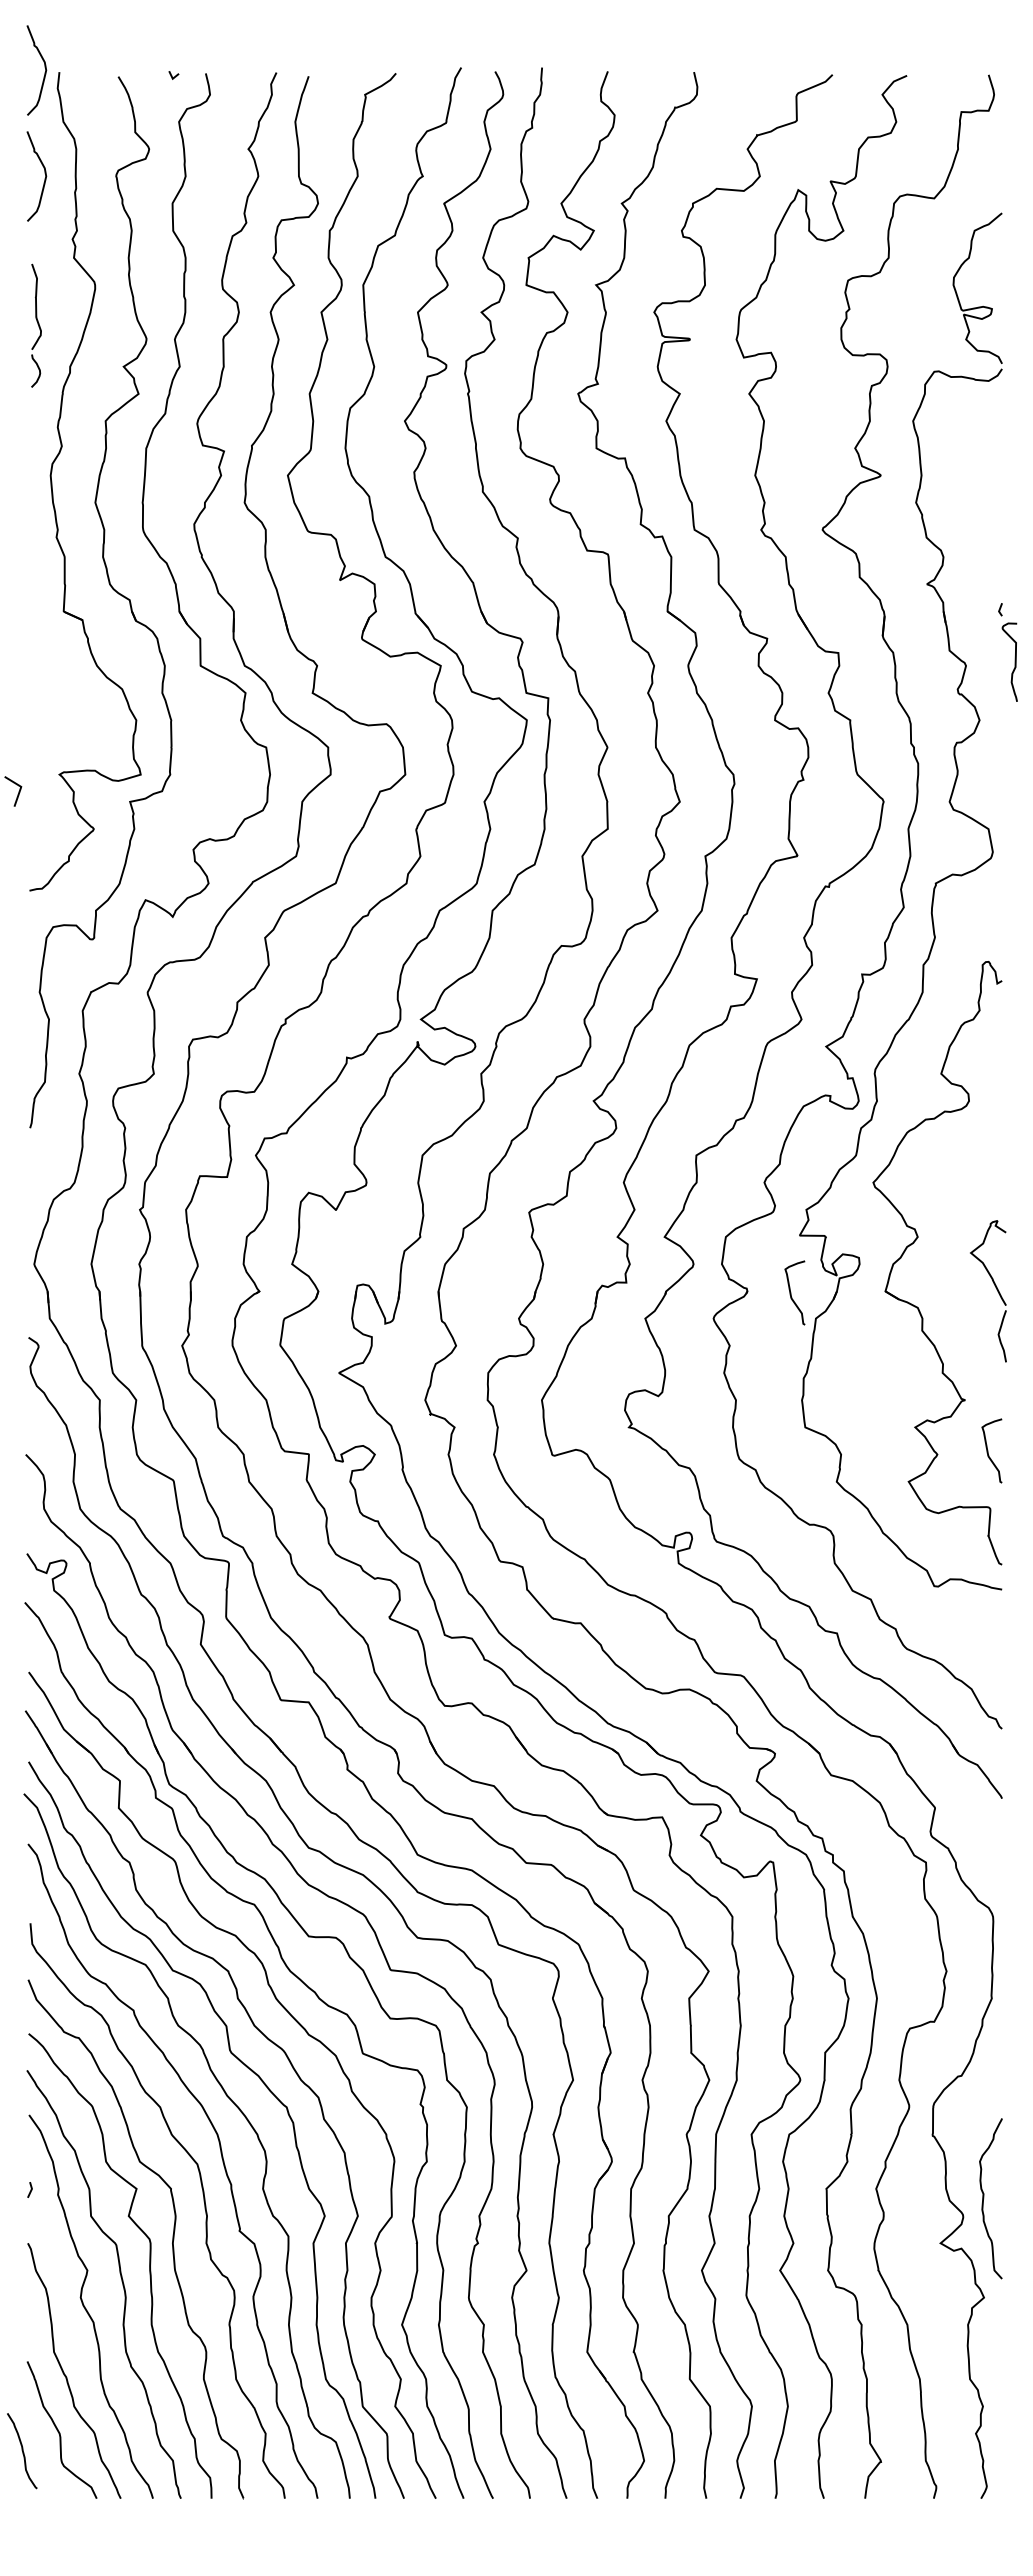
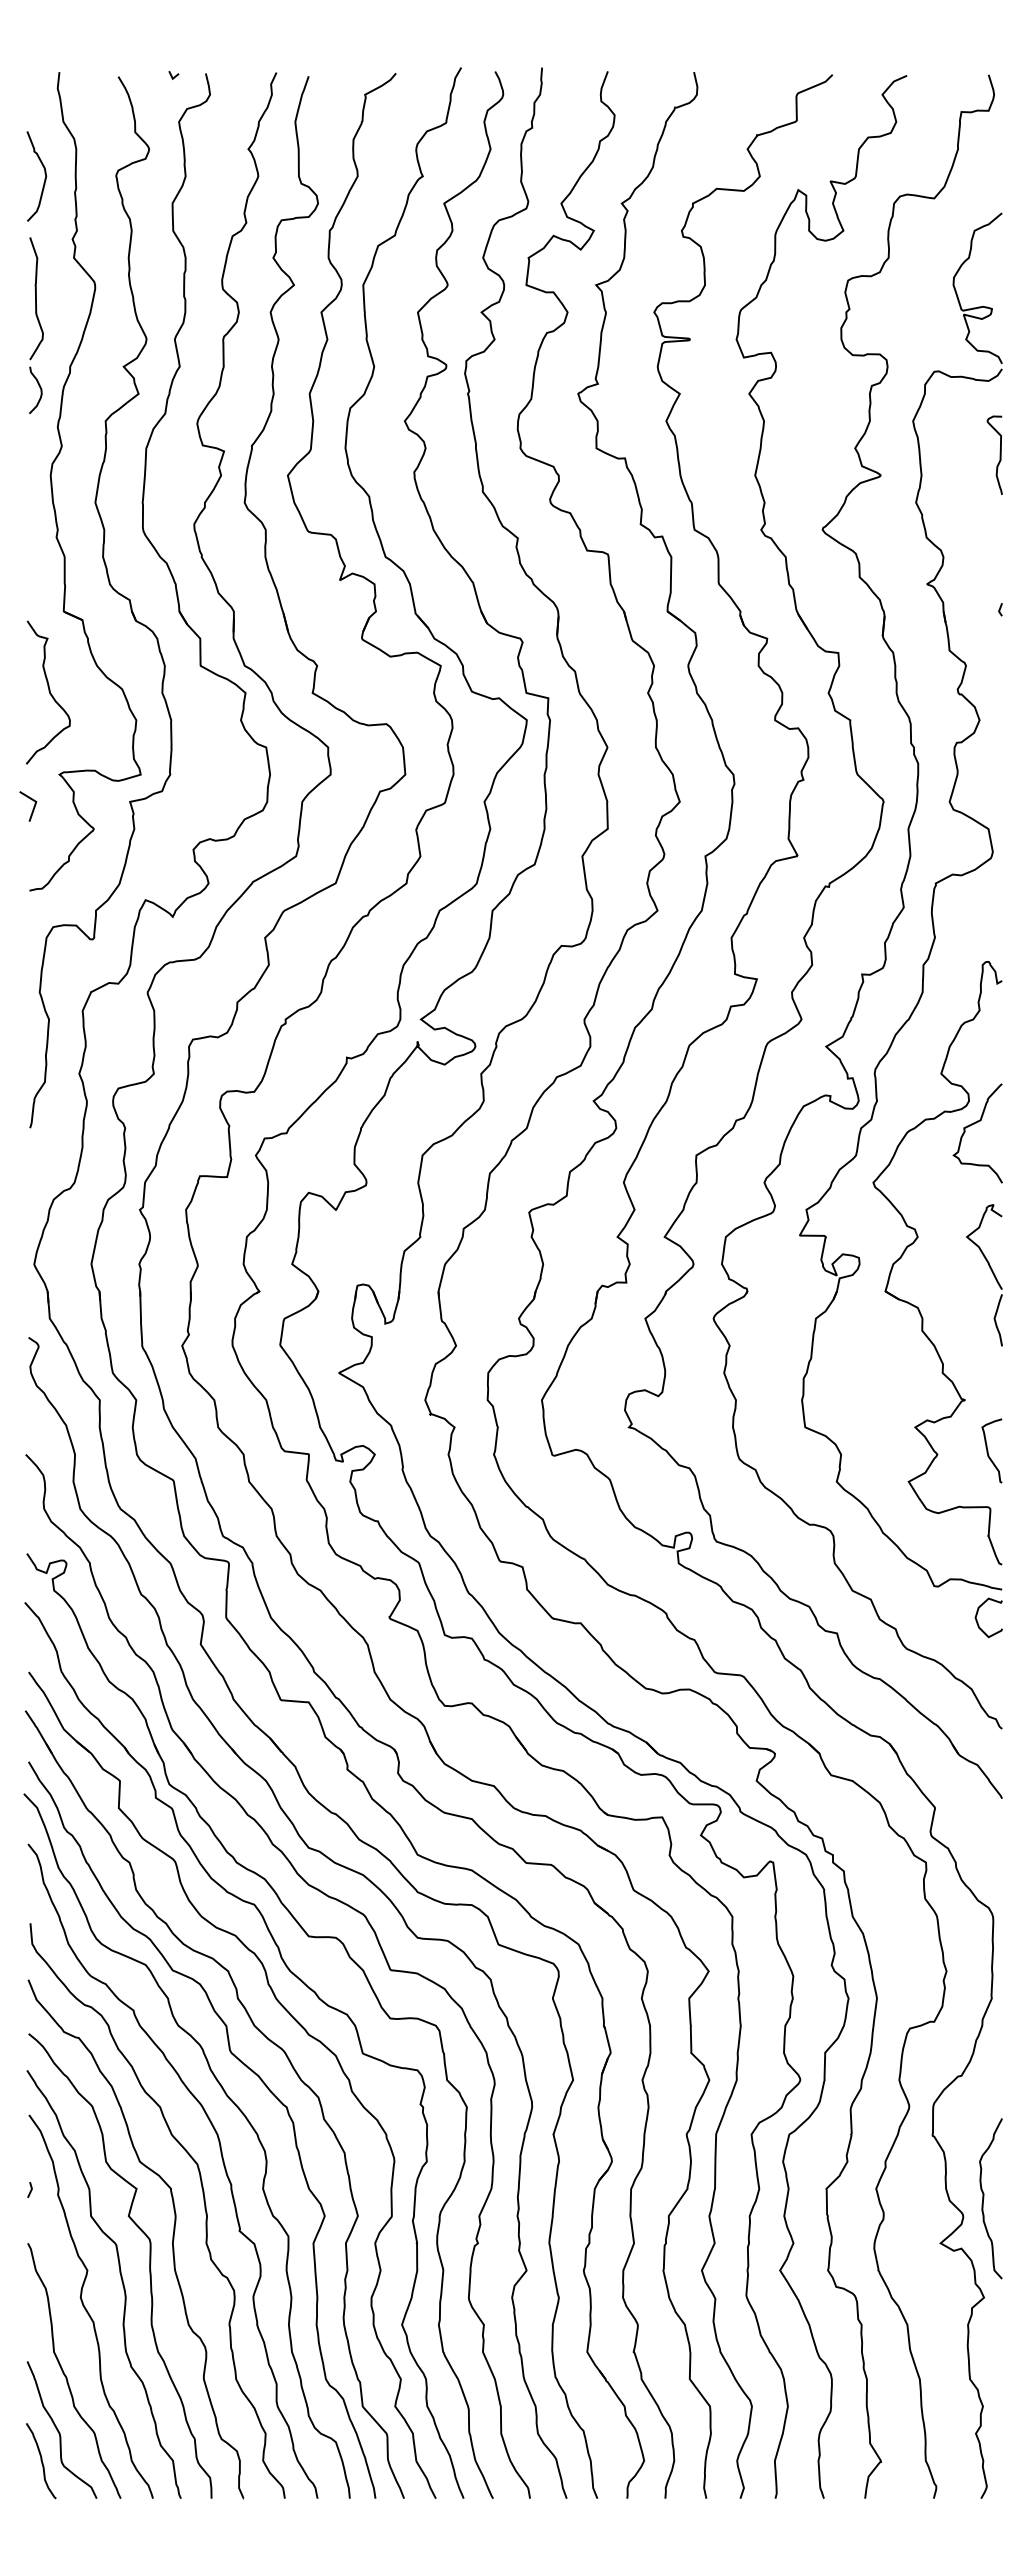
curve: present -> none (44, 72)
part size: 11x125 px -> 15x178 px (36, 325)
curve position: (1014, 661) -> (999, 454) (999, 454)
curve: none -> present (48, 691)
line position: (18, 791) -> (33, 806) (33, 806)
curve: none -> present (972, 1125)
part position: (995, 1287) -> (991, 1271) (991, 1271)
curve: present -> none (791, 1292)
curve: none -> present (978, 1612)
curve position: (22, 2451) -> (41, 2461) (41, 2461)
